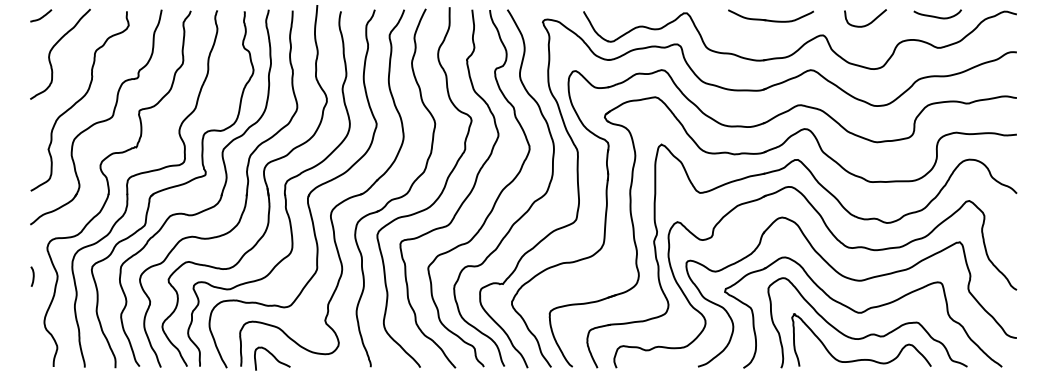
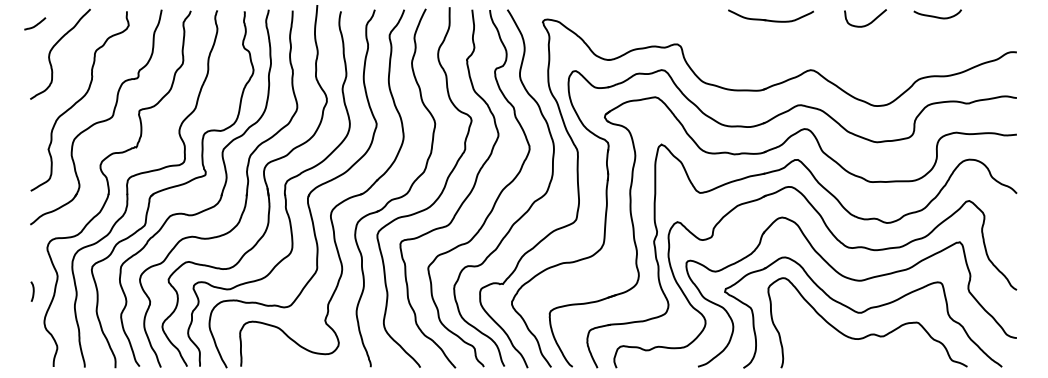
curve position: (41, 16) -> (35, 24) (35, 24)
part: present -> none (799, 39)
curve position: (32, 276) -> (32, 291) (32, 291)
curve: present -> none (273, 357)
curve: present -> none (861, 359)
